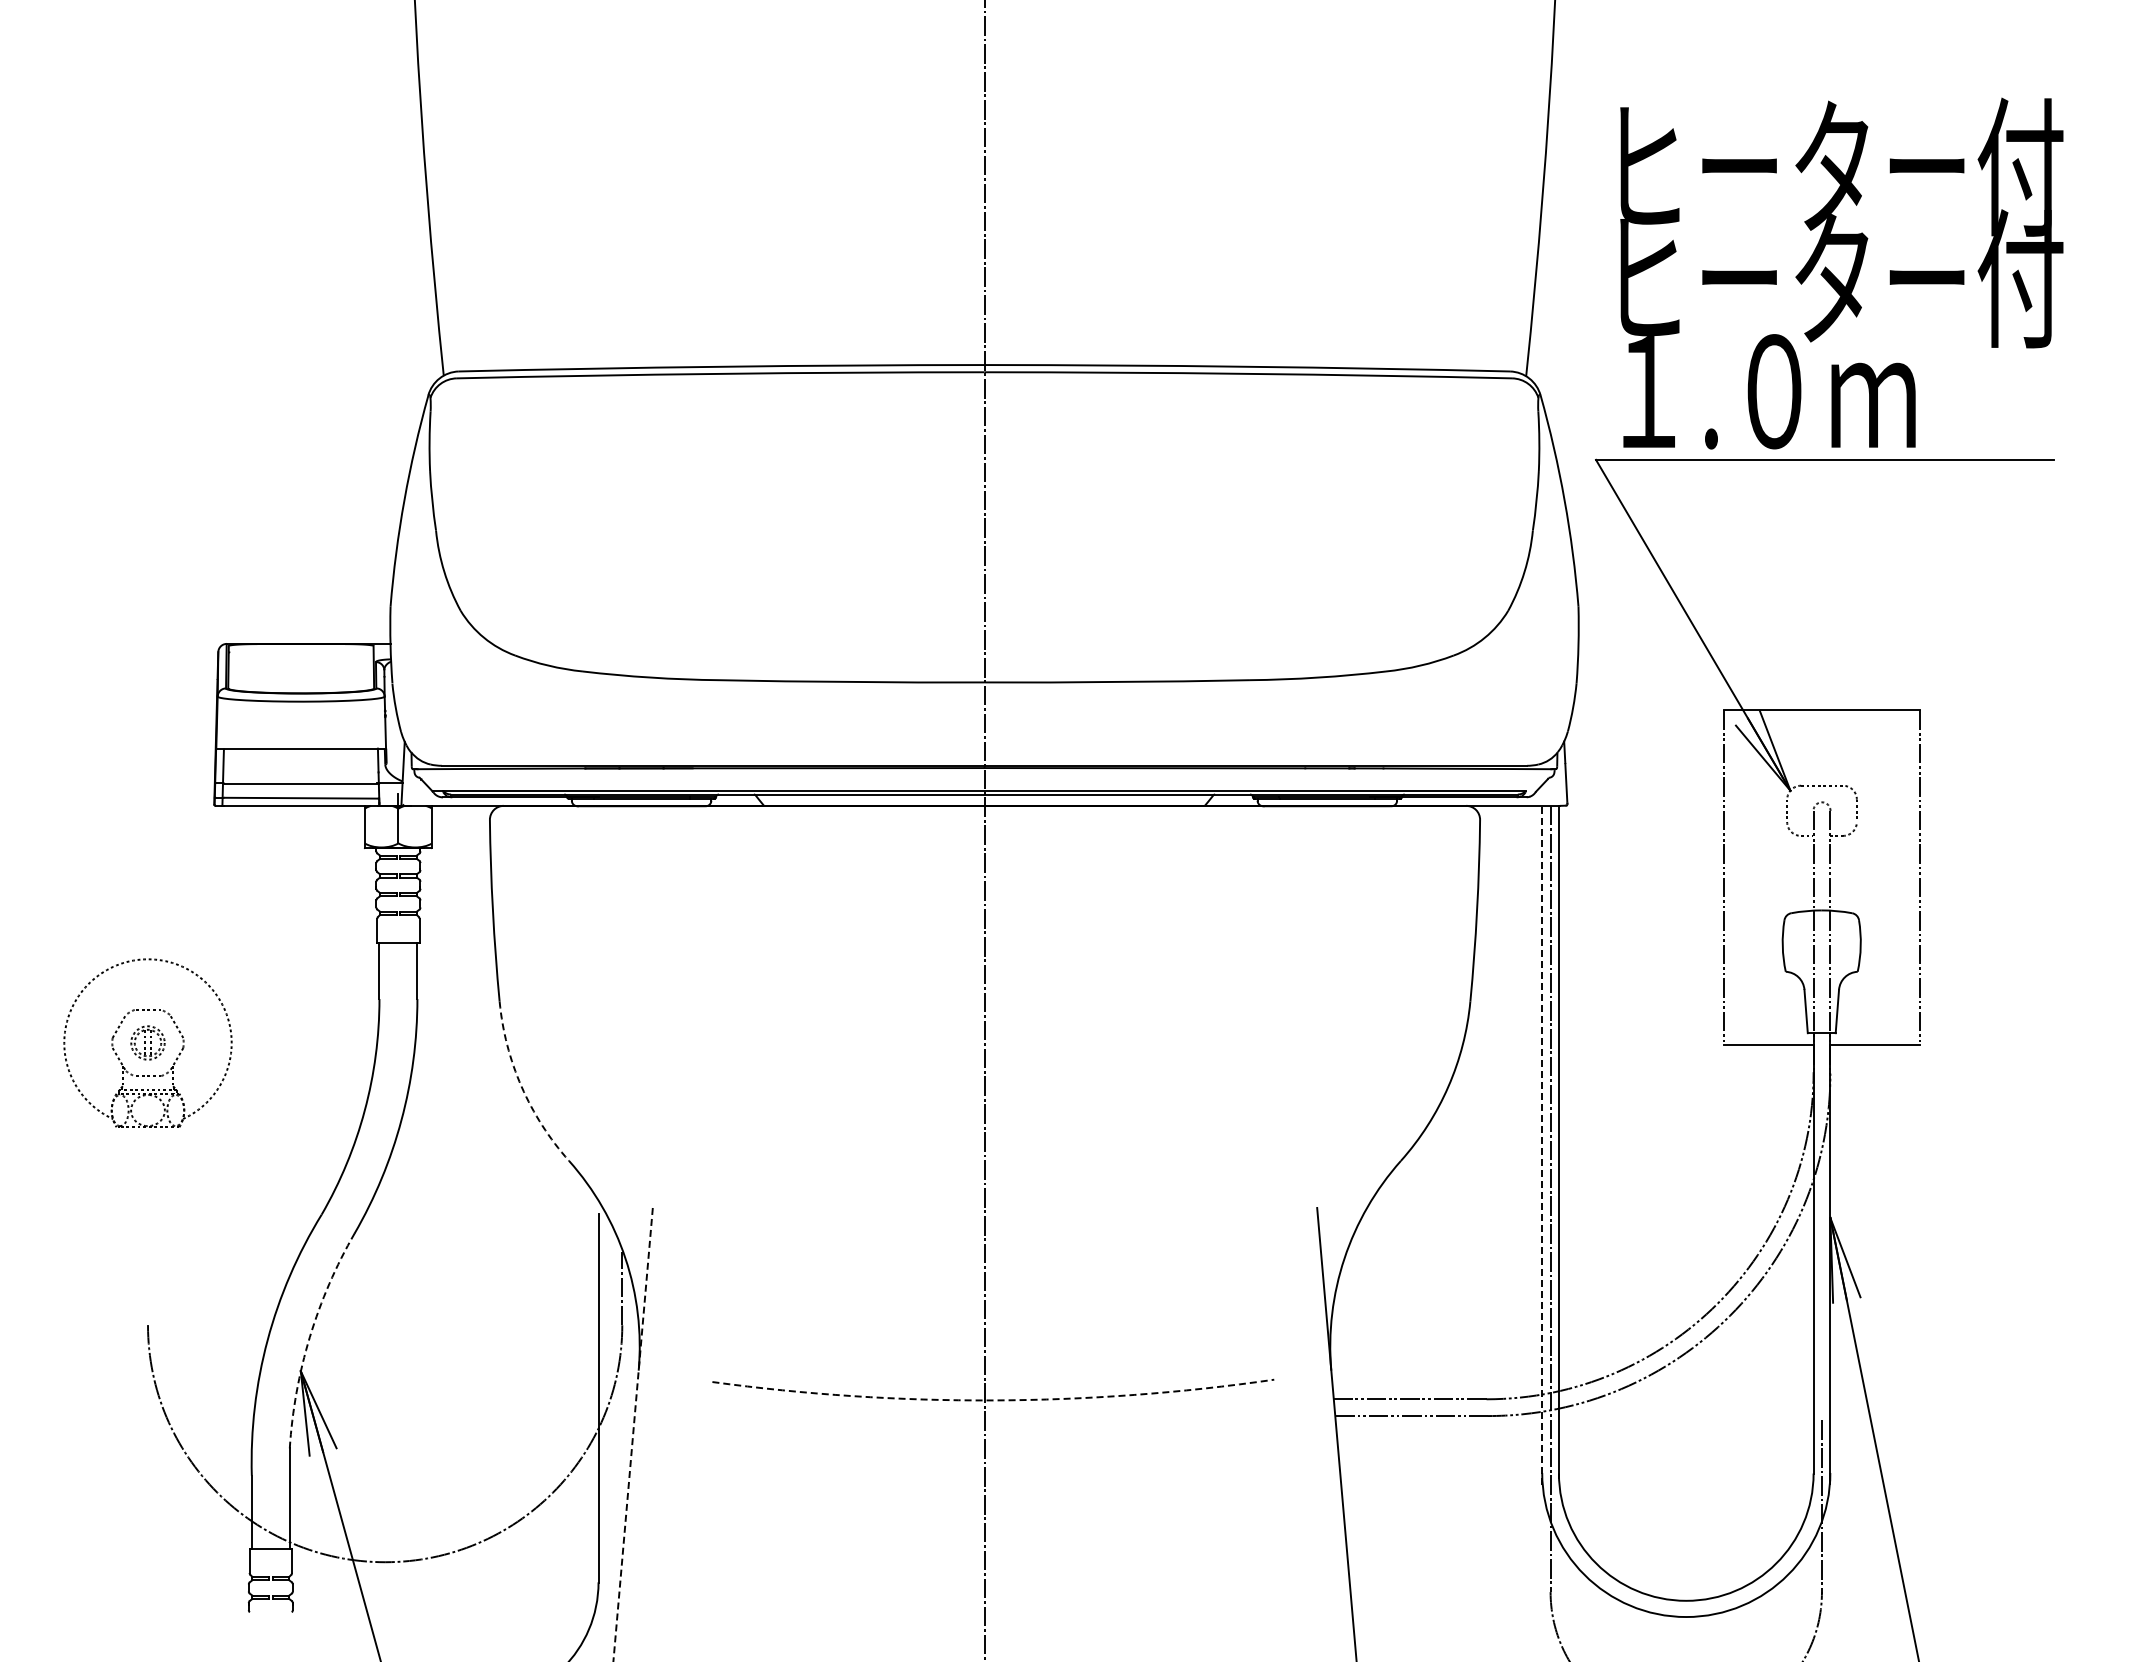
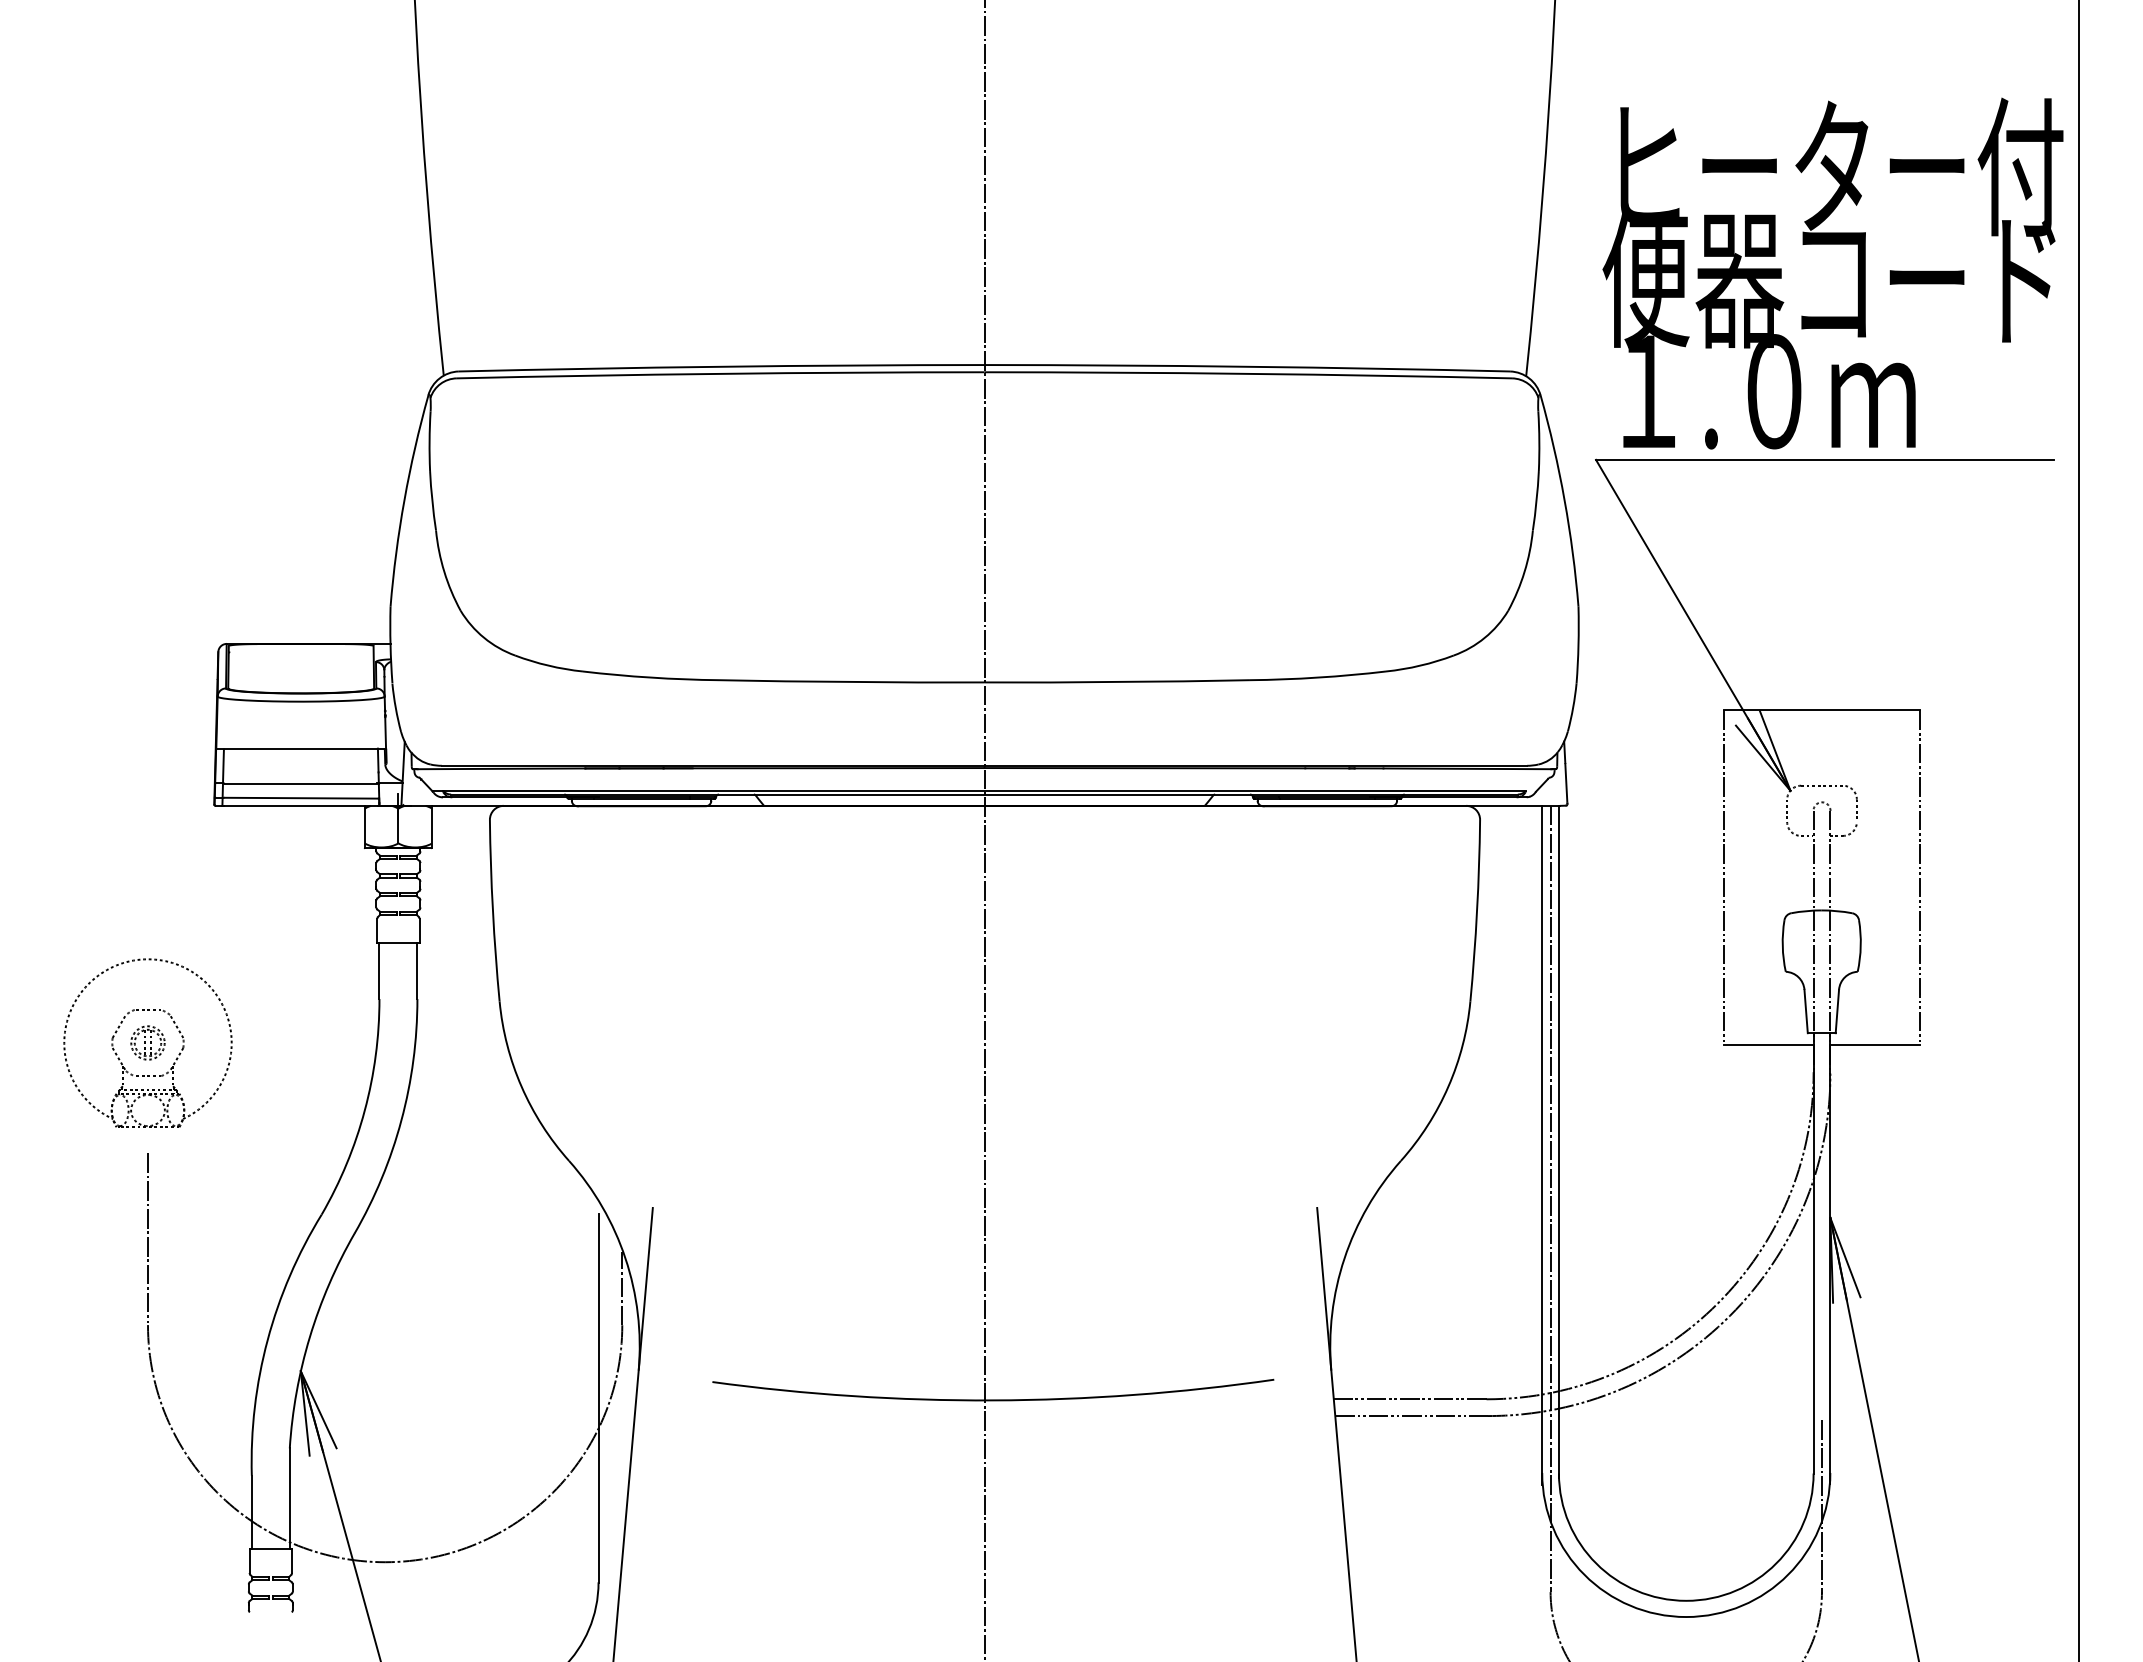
text: ヒーター付 -> 便器コード (1832, 278)
line: none -> present (2078, 830)
arc: dashed -> solid (521, 1086)
line: dashed -> solid (1542, 1145)
line: none -> present (147, 1237)
arc: dashed -> solid (309, 1337)
arc: dashed -> solid (993, 1400)
line: dashed -> solid (633, 1435)
